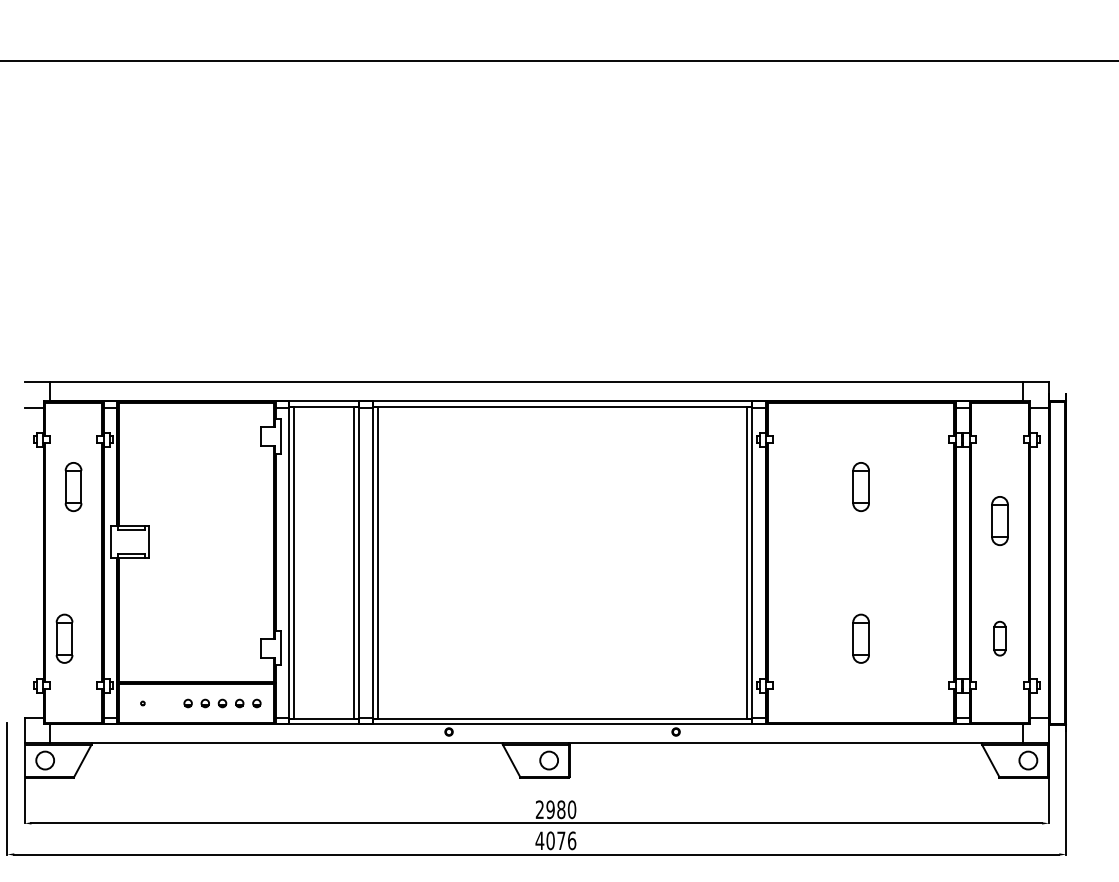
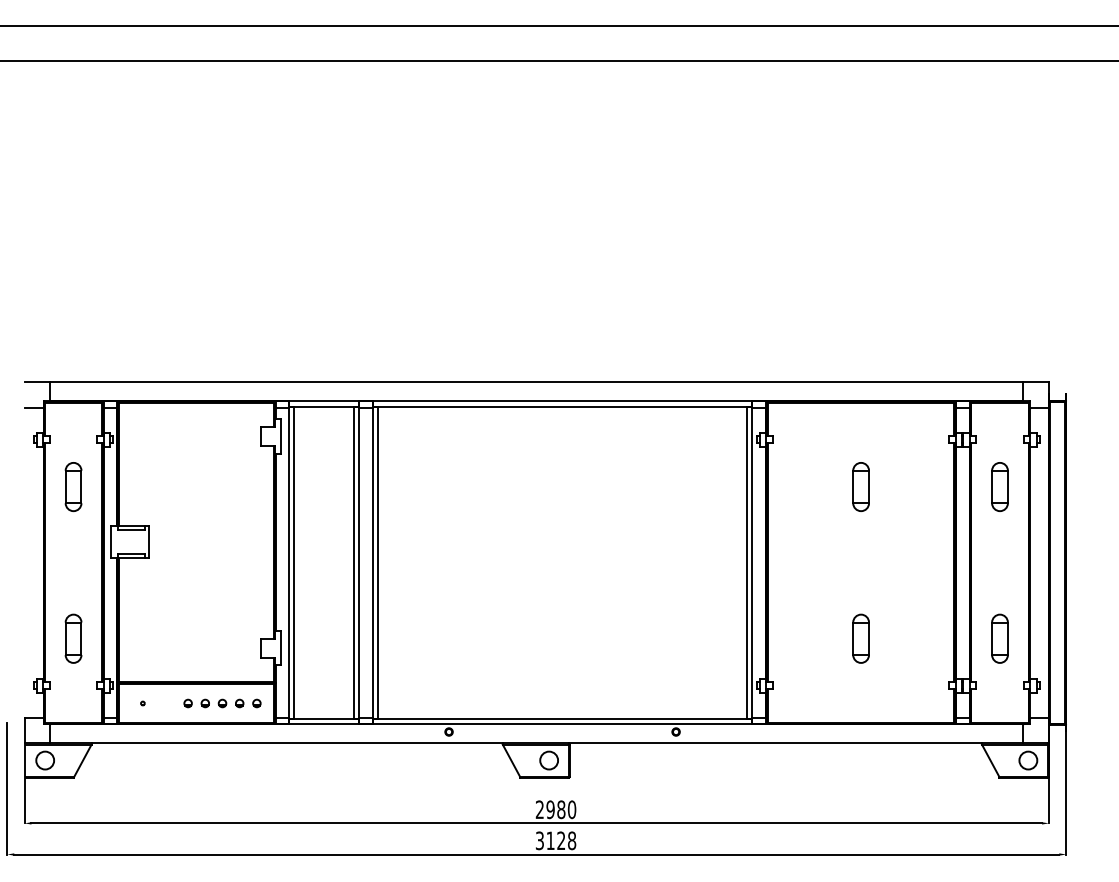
line: none -> present (558, 26)
part position: (999, 520) -> (999, 486) (999, 486)
part position: (64, 638) -> (73, 638) (73, 638)
part size: 14x37 px -> 18x51 px (999, 638)
text: 4076 -> 3128 (555, 840)
